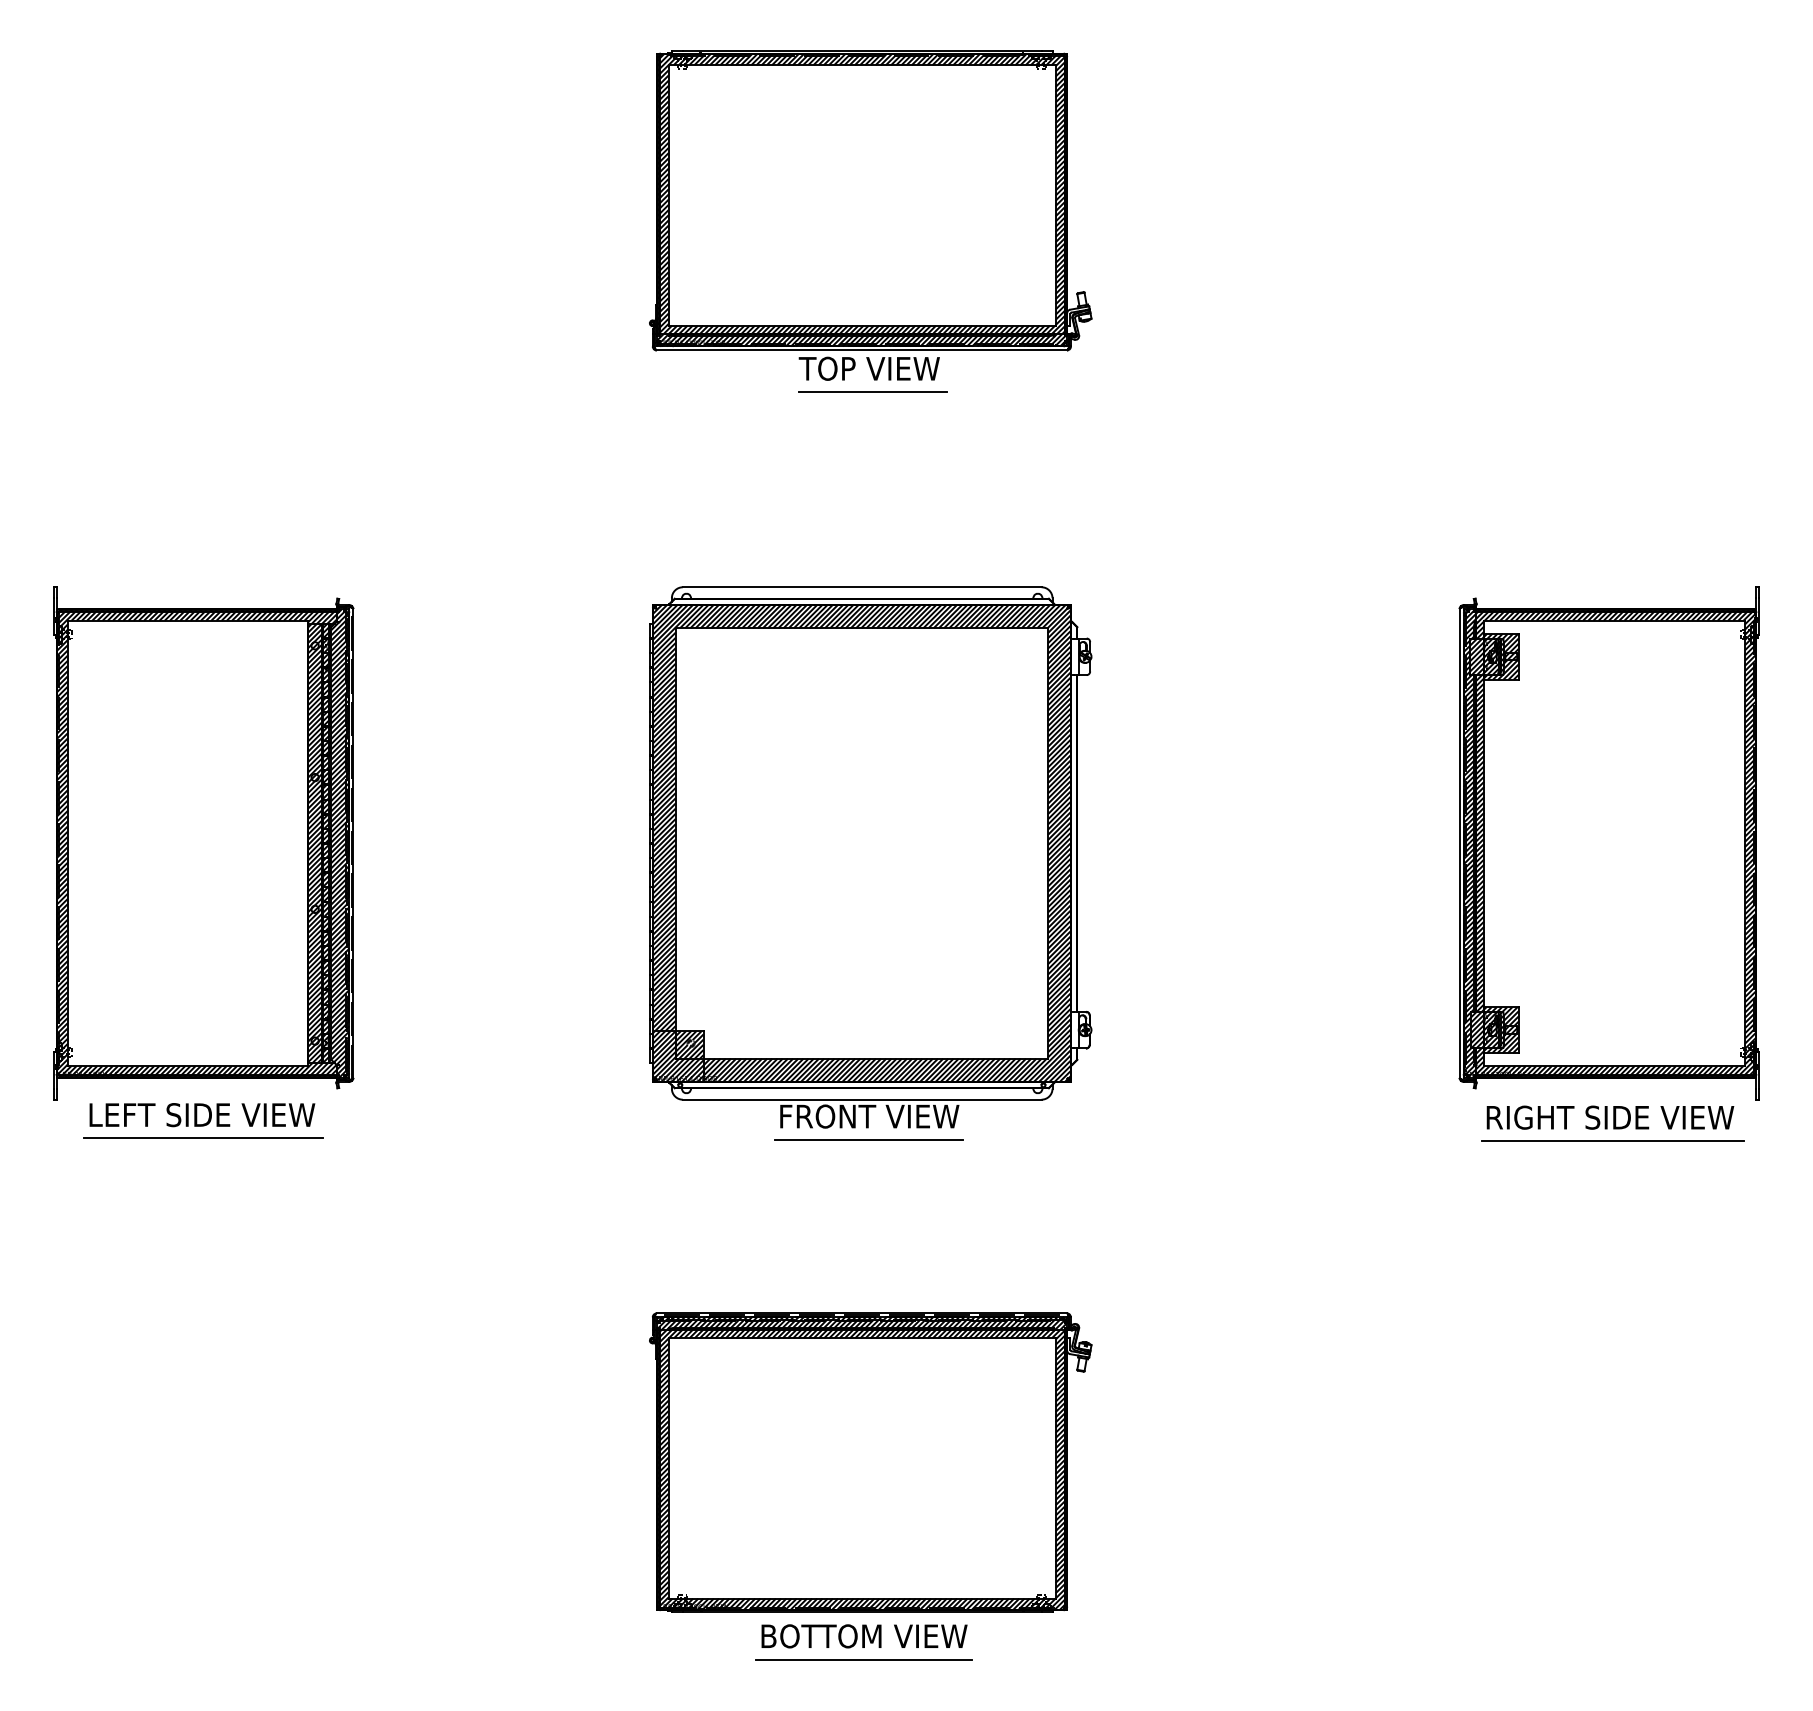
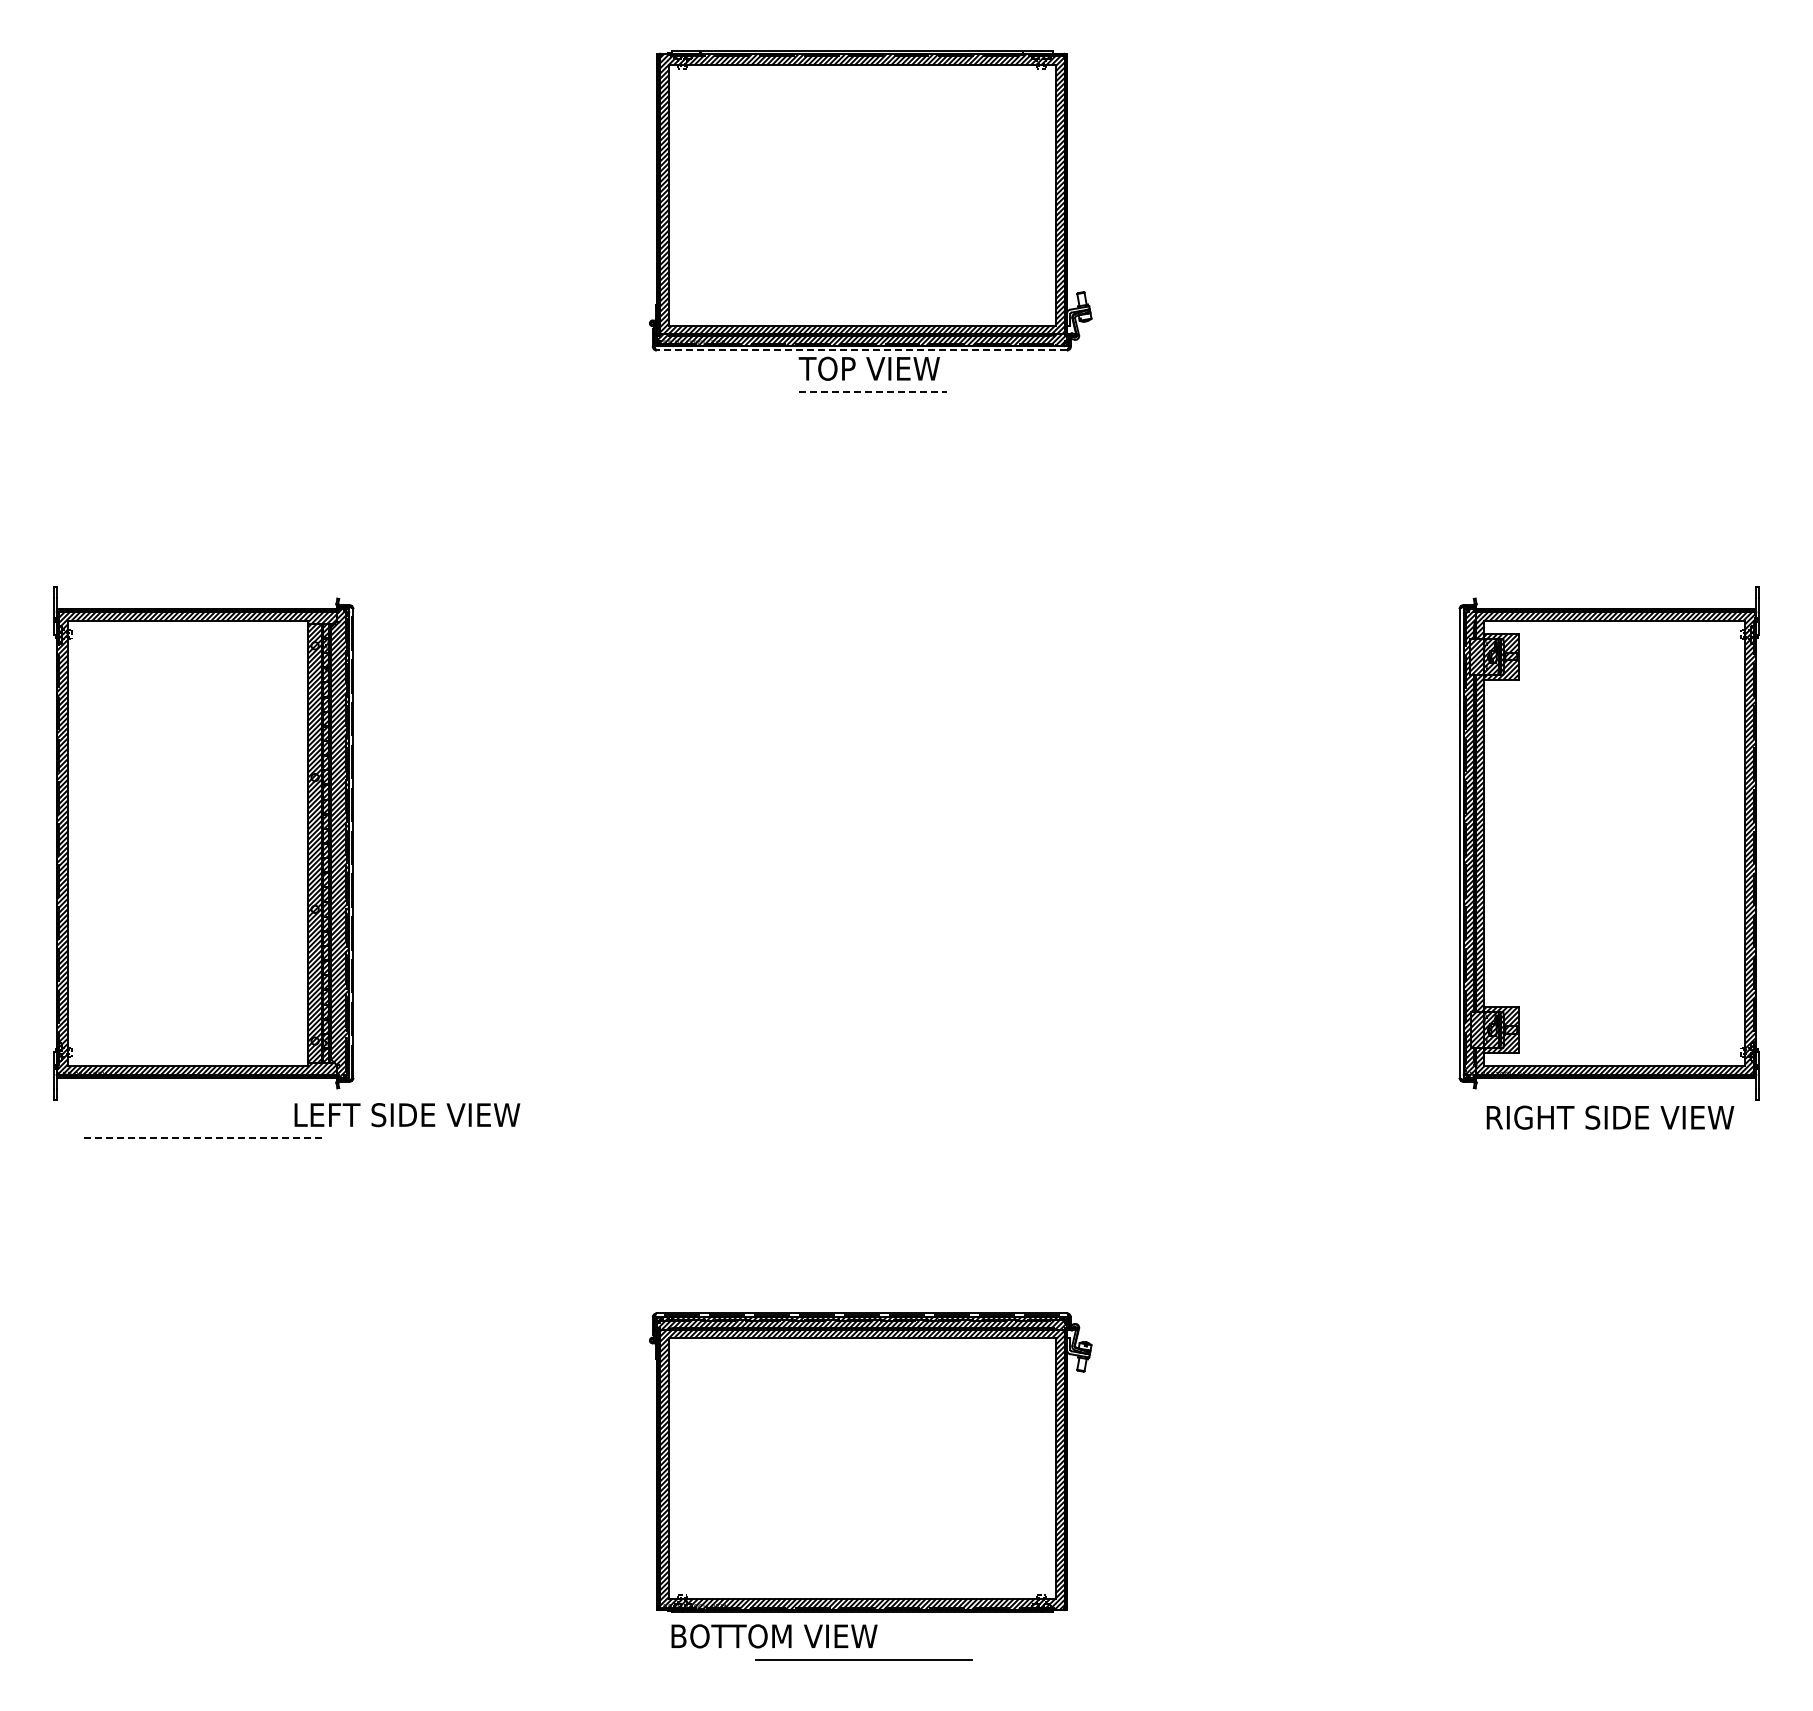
line: solid -> dashed (861, 350)
line: solid -> dashed (872, 391)
part: present -> none (870, 857)
text position: (202, 1115) -> (407, 1115) (407, 1115)
line: solid -> dashed (203, 1138)
line: present -> none (868, 1139)
line: present -> none (1612, 1140)
text position: (864, 1636) -> (774, 1636) (774, 1636)
